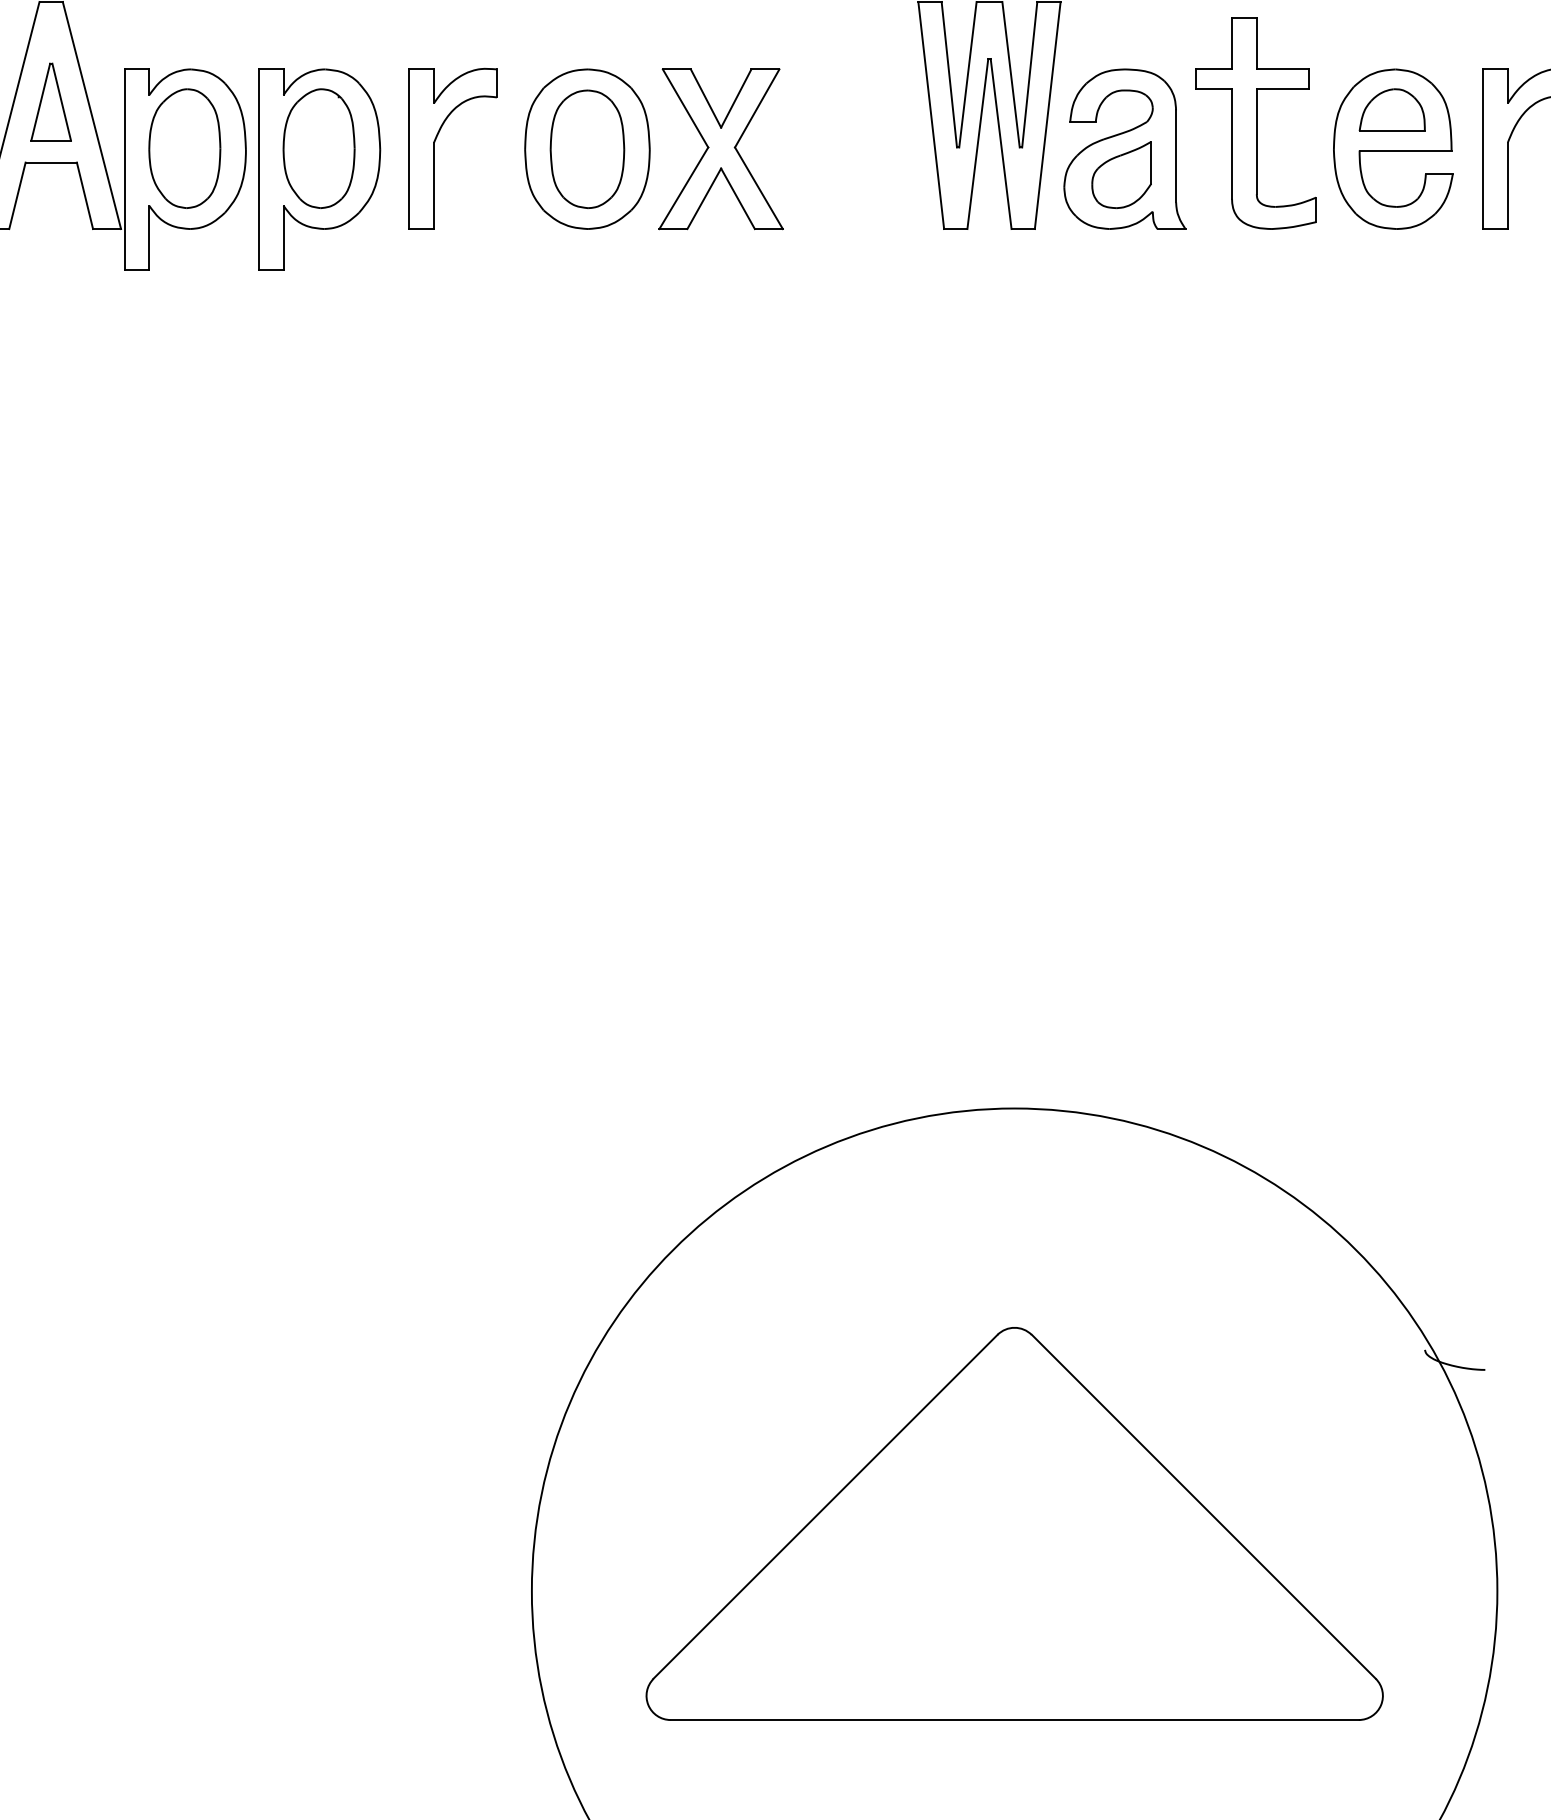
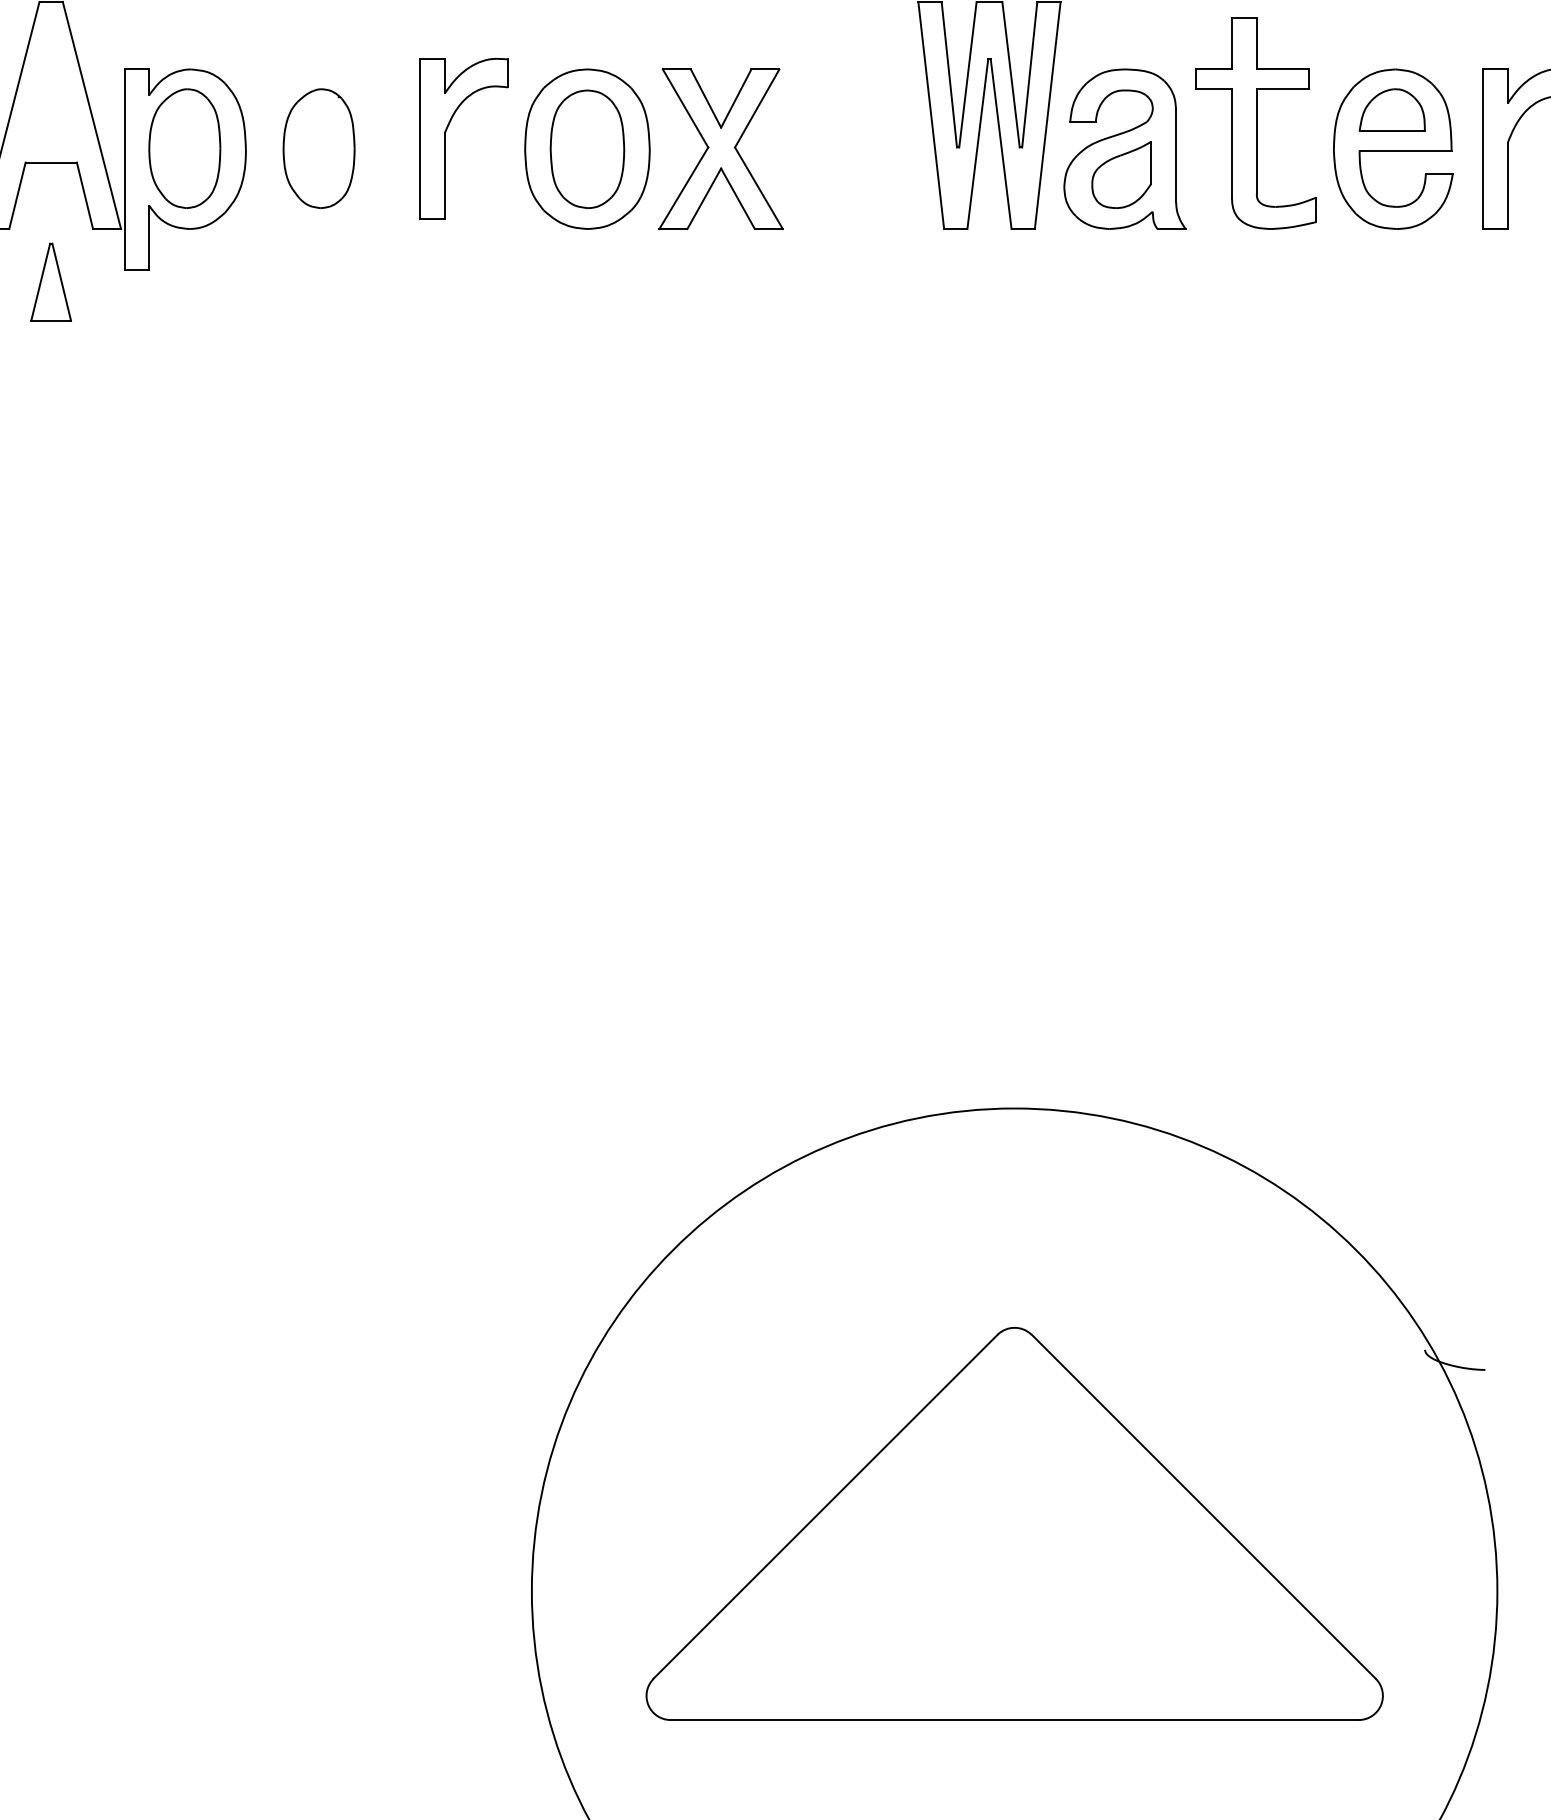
part position: (50, 101) -> (50, 281) (50, 281)
part position: (434, 148) -> (445, 138) (445, 138)
part: present -> none (319, 169)
